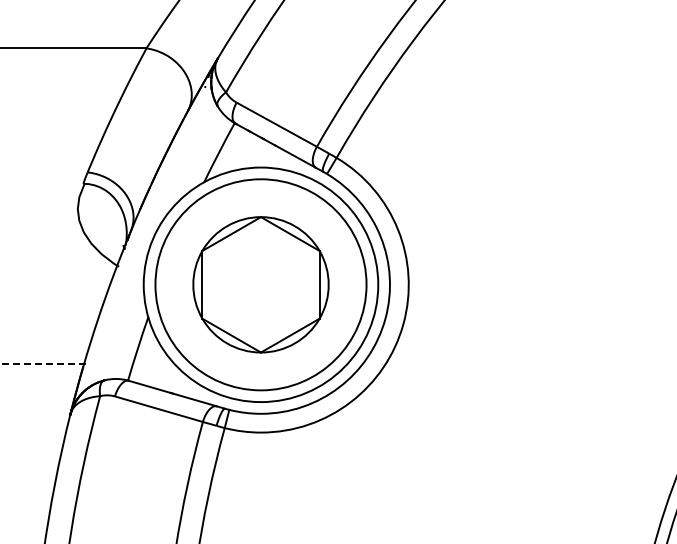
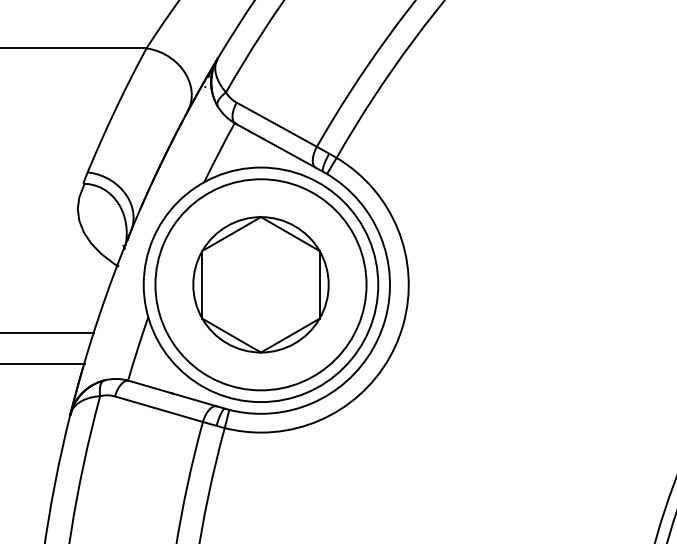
line: none -> present (48, 332)
line: dashed -> solid (42, 364)
